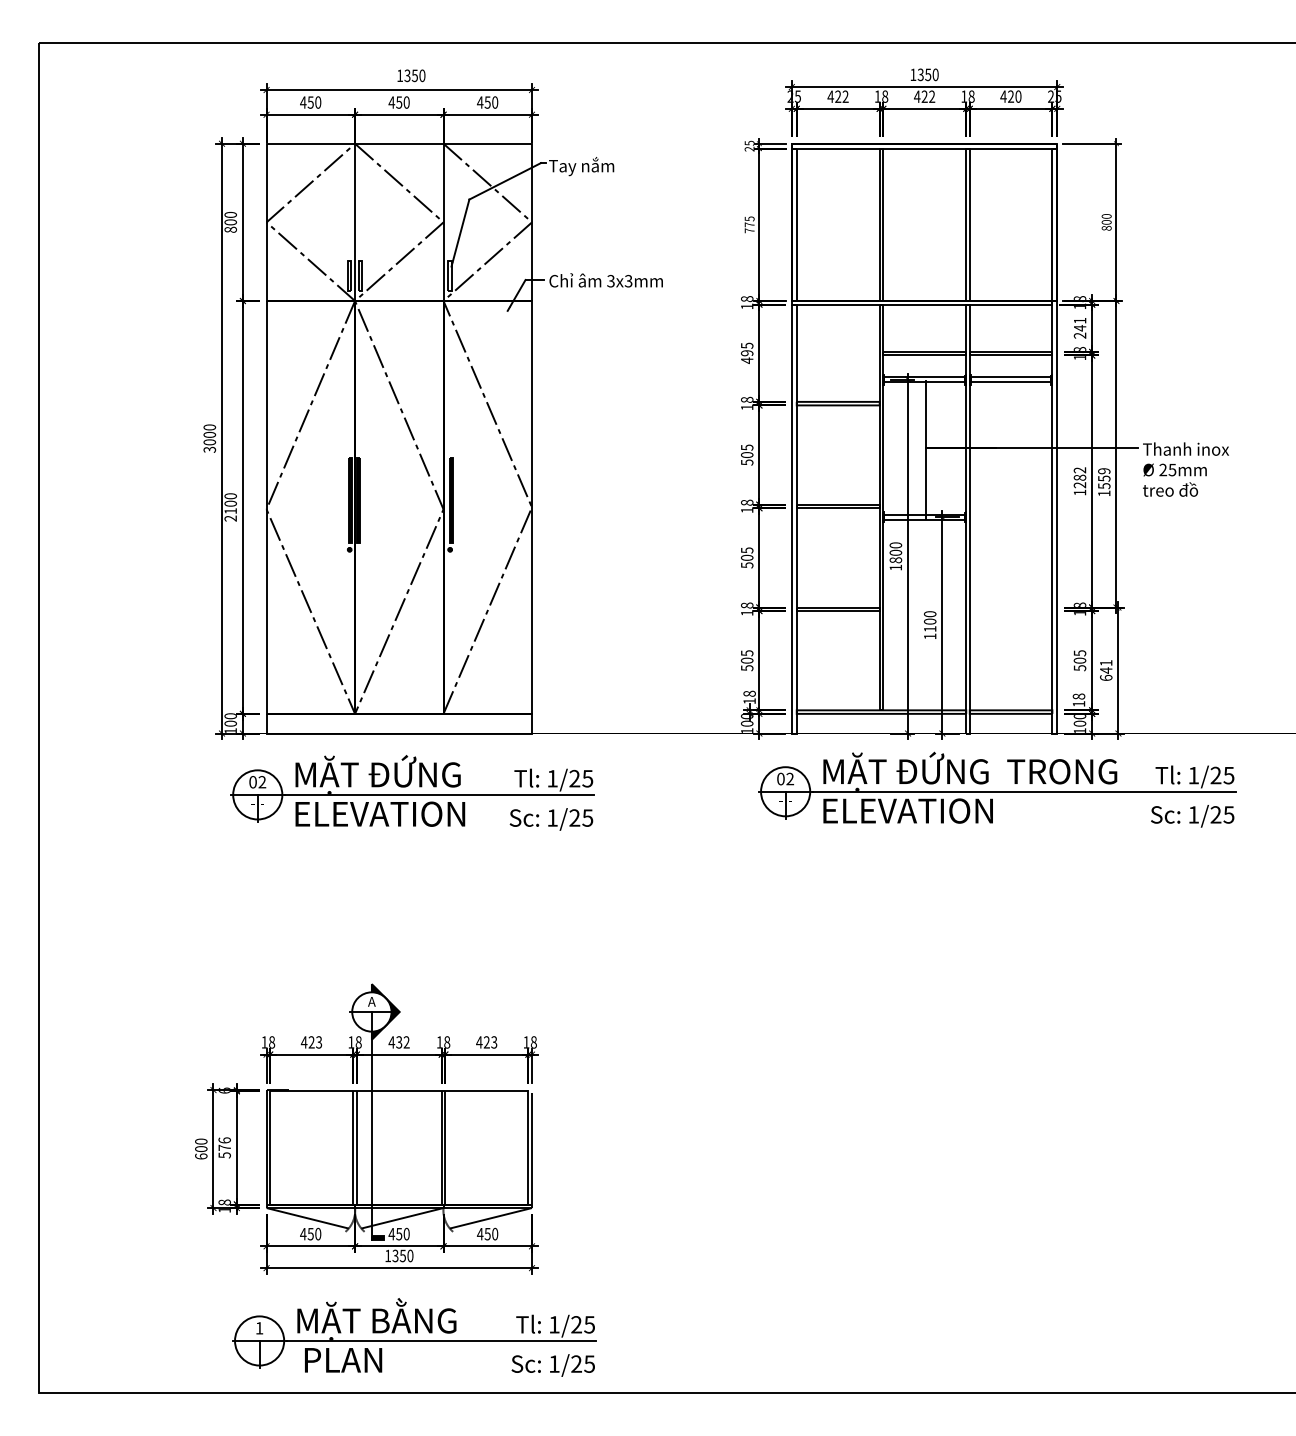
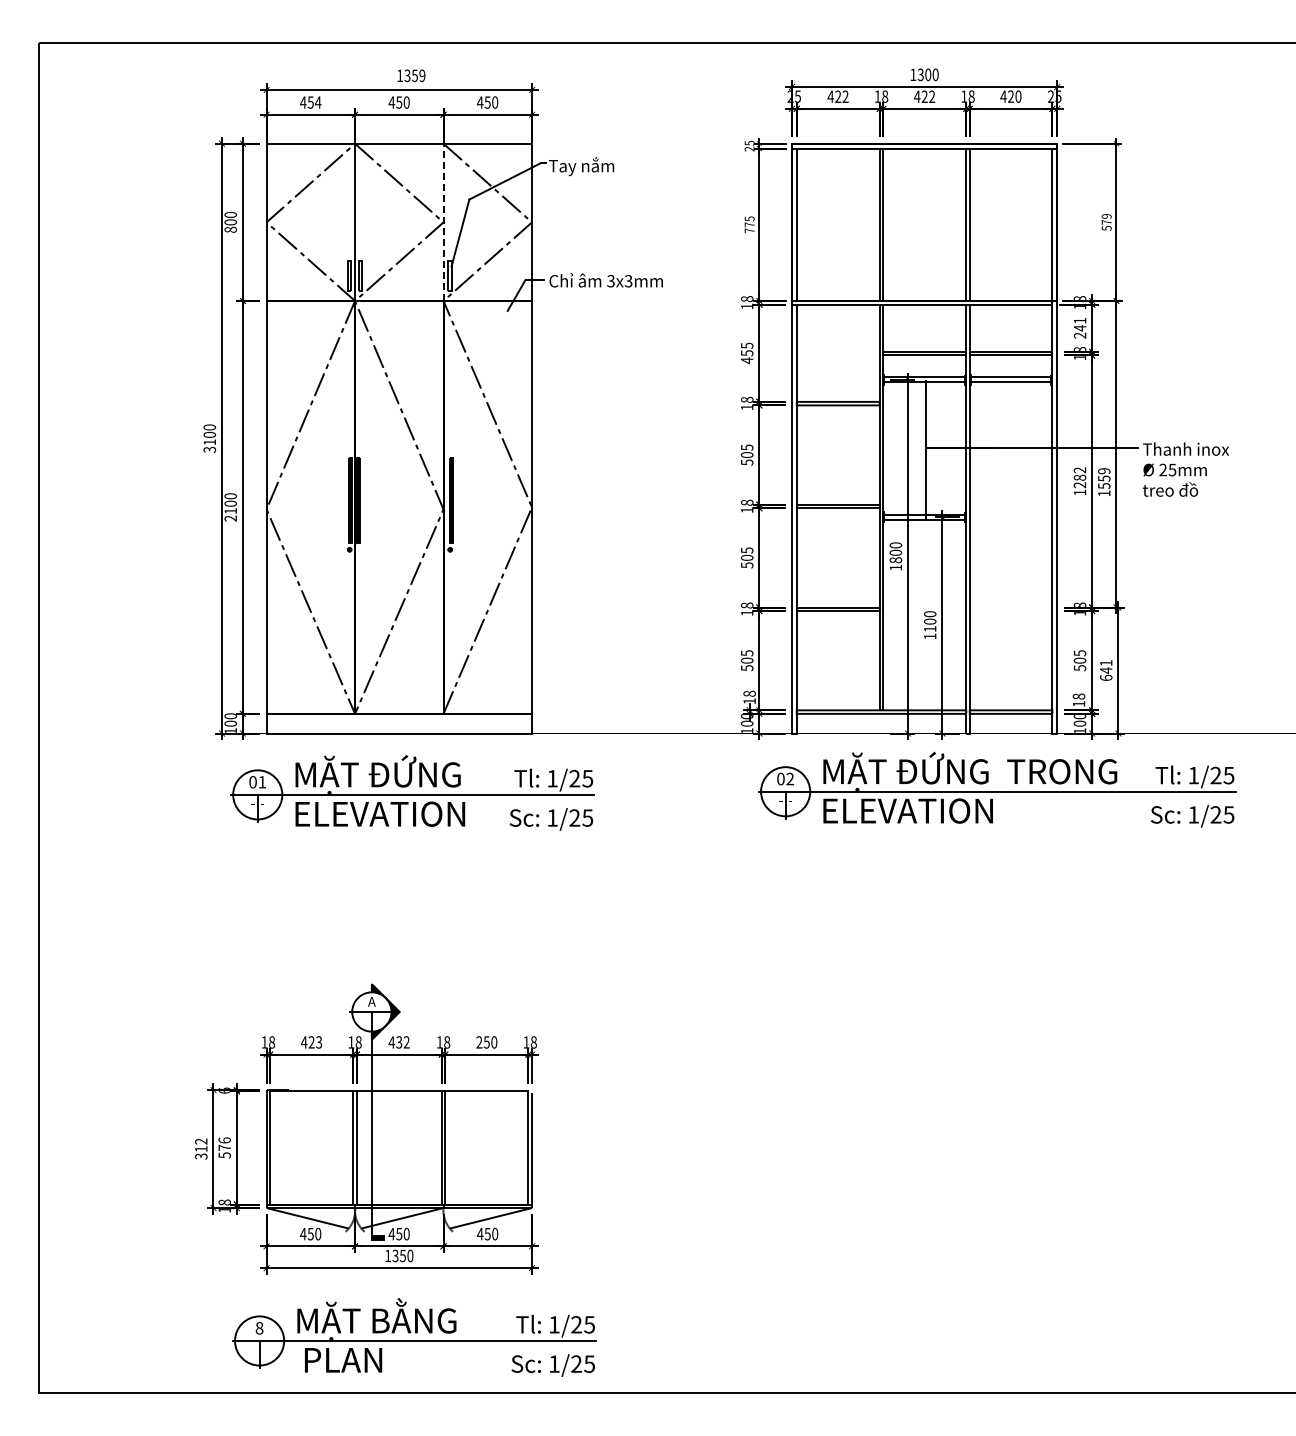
text: 1350 -> 1300 (928, 74)
text: 1350 -> 1359 (422, 75)
text: 450 -> 454 (317, 102)
line: solid -> dashed (443, 222)
text: 800 -> 579 (1106, 222)
text: 495 -> 455 (746, 353)
text: 3000 -> 3100 (209, 442)
text: 02 -> 01 (262, 782)
text: 423 -> 250 (486, 1042)
text: 600 -> 312 (201, 1148)
text: 1 -> 8 (259, 1328)
